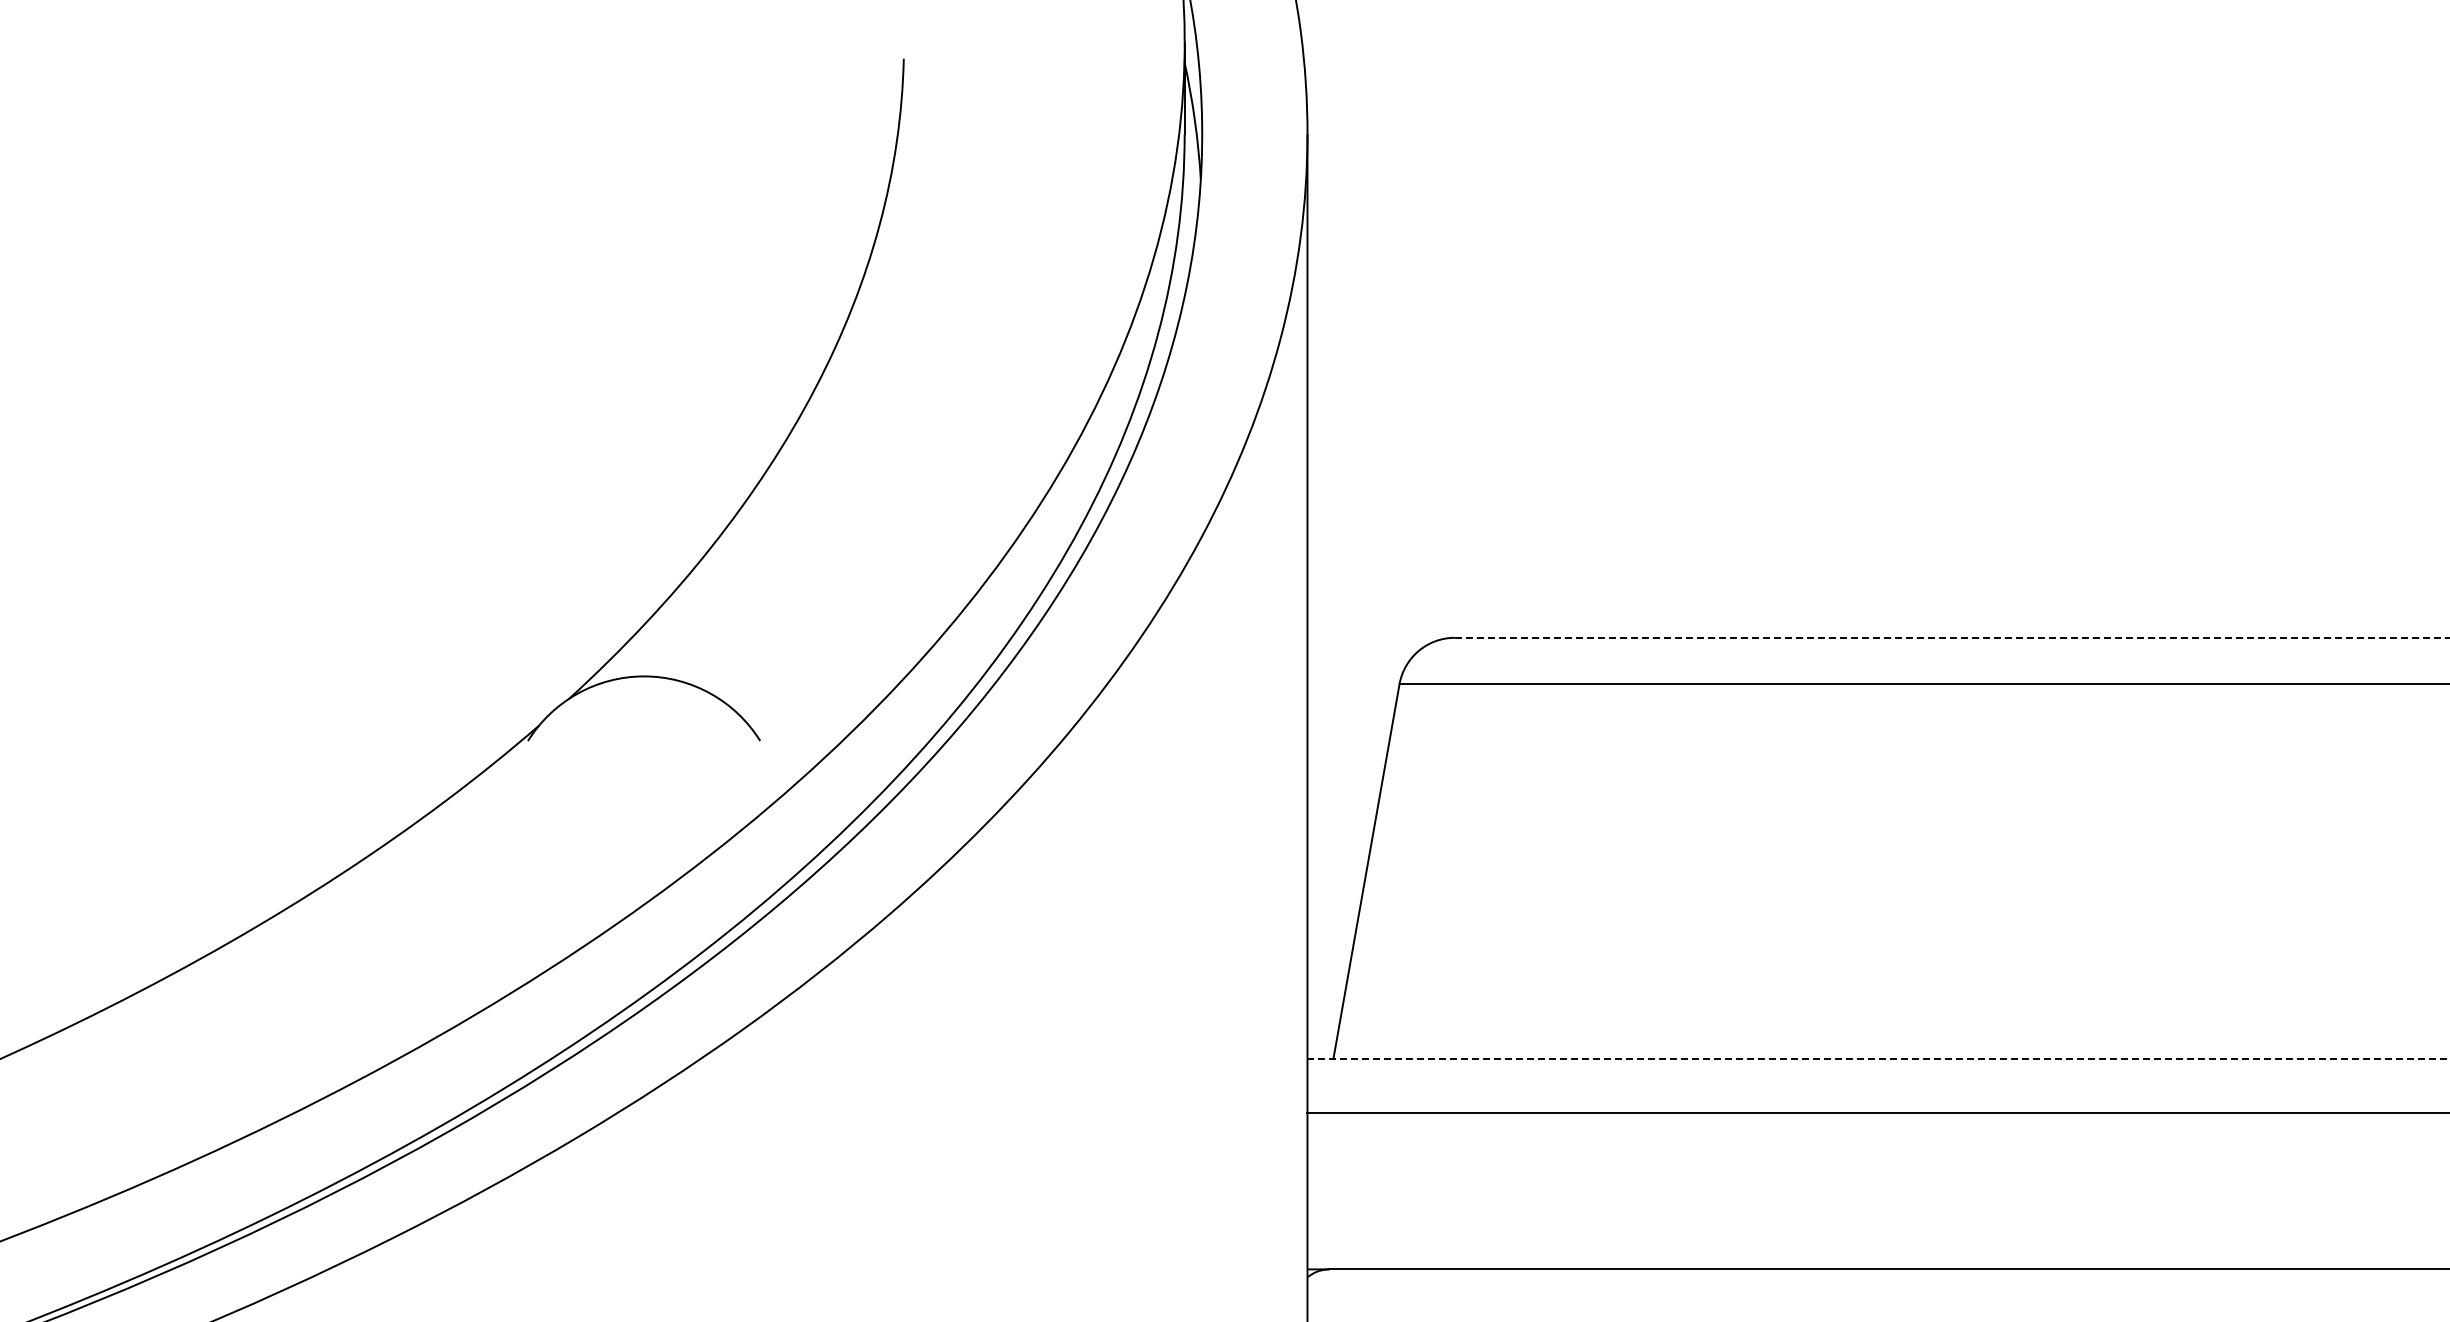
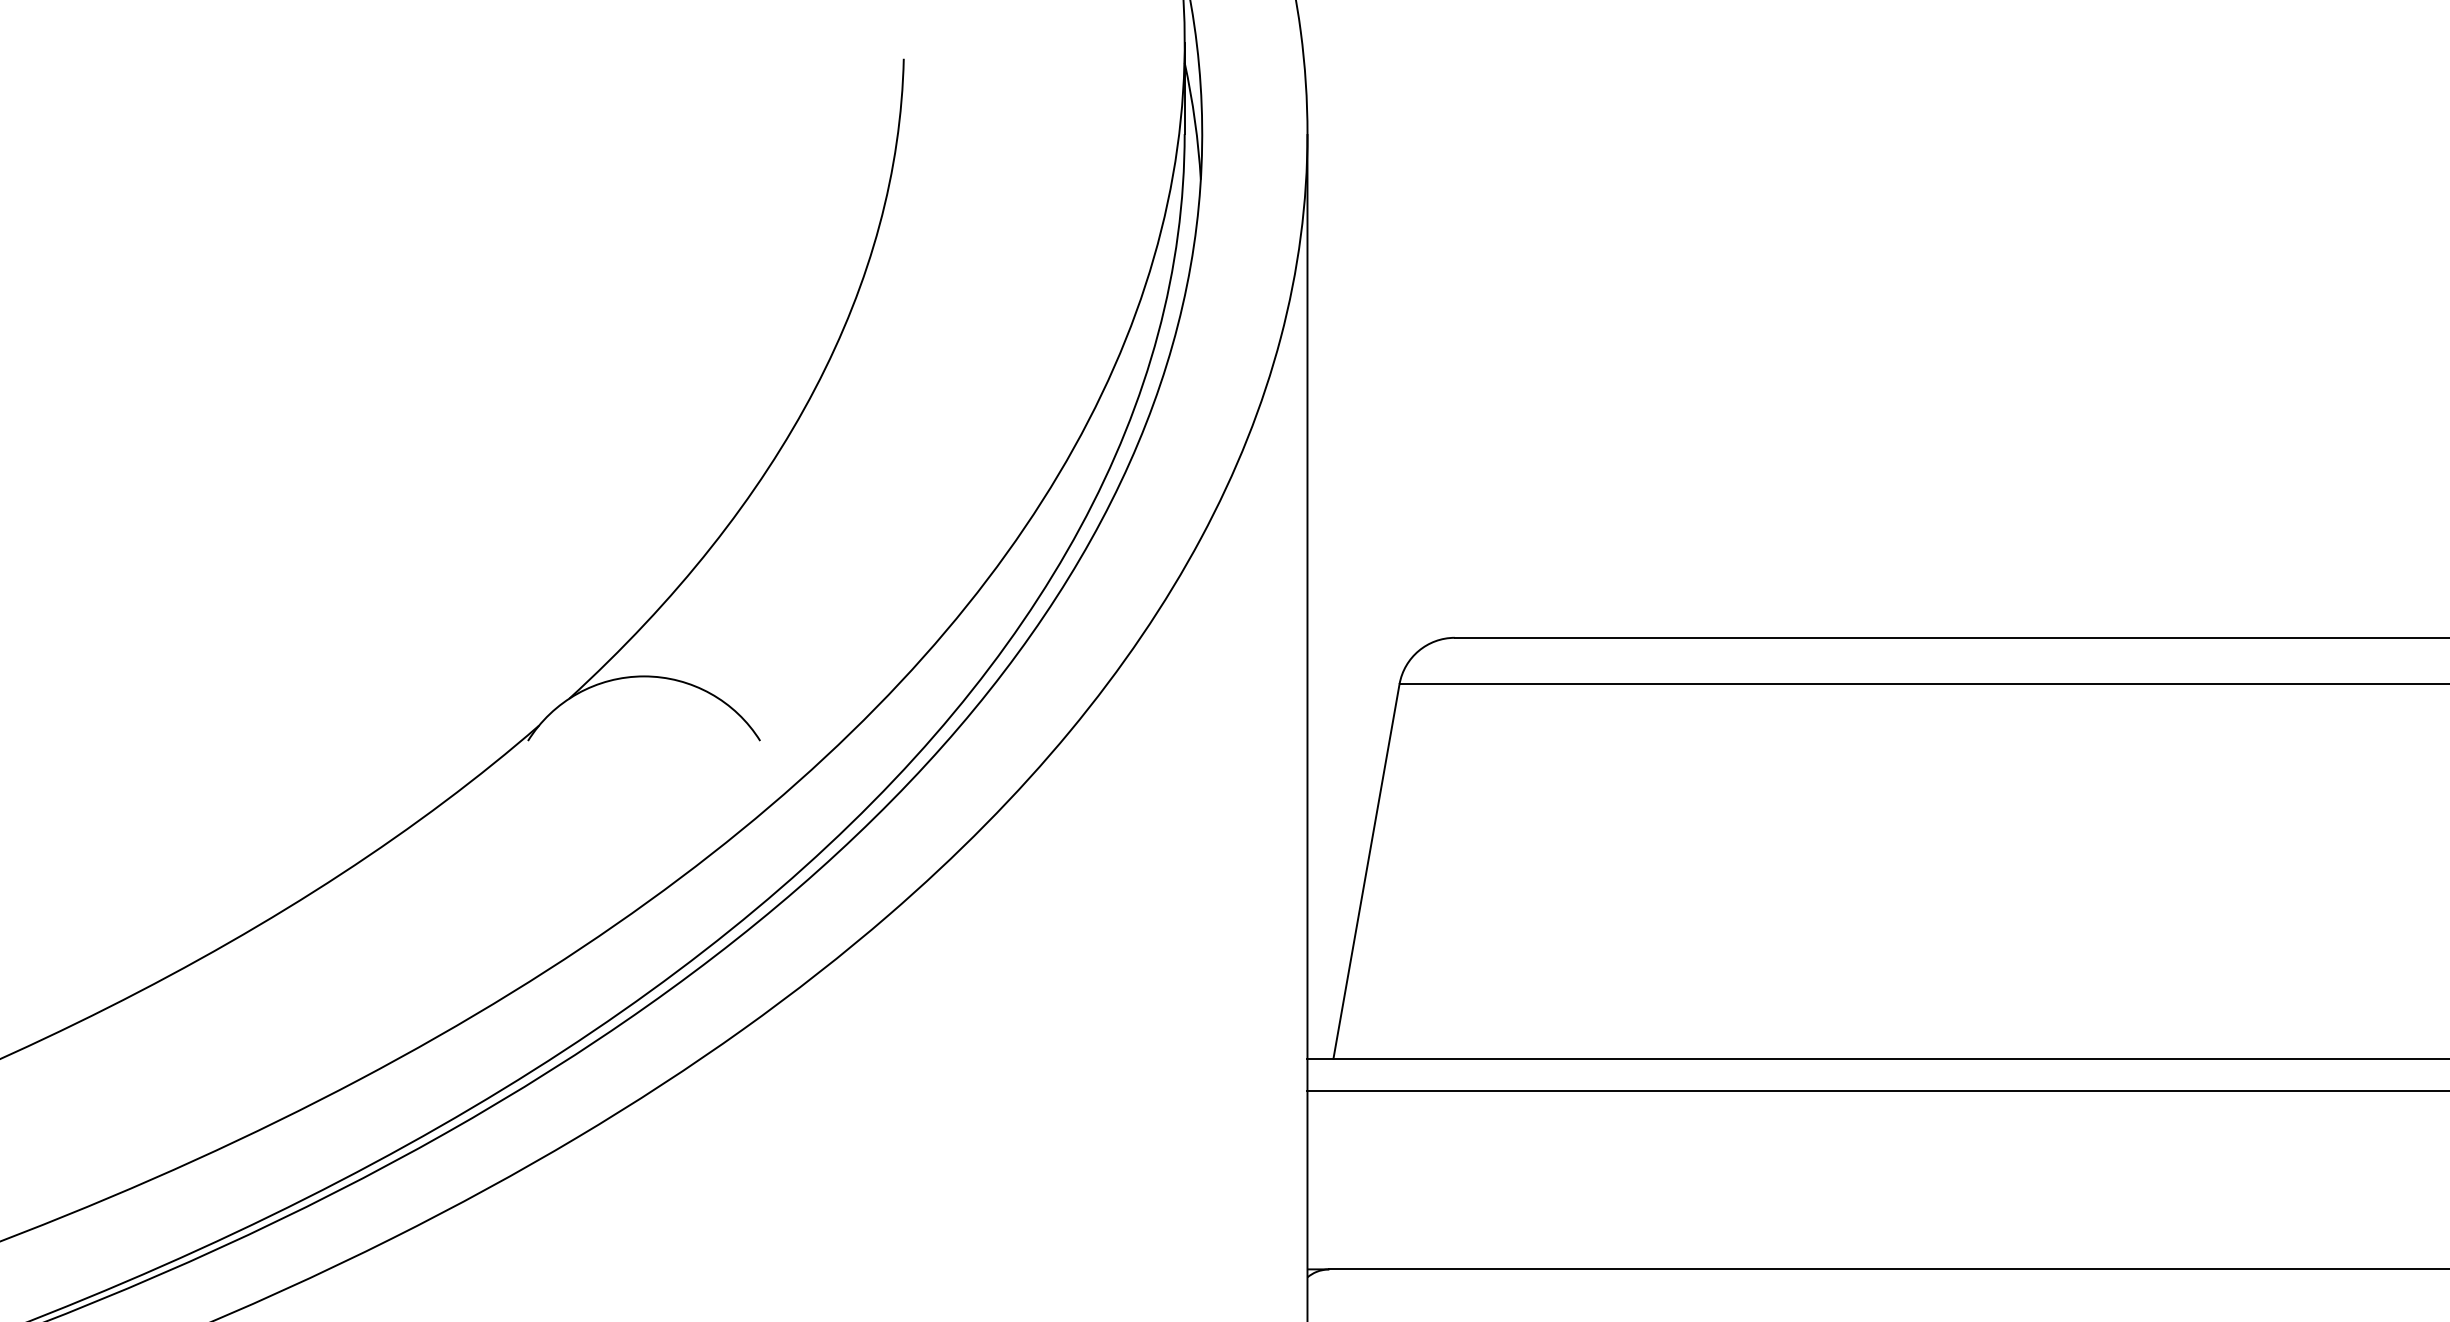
line: dashed -> solid (1952, 637)
line: dashed -> solid (1878, 1058)
line position: (1876, 1112) -> (1876, 1090) (1876, 1090)
